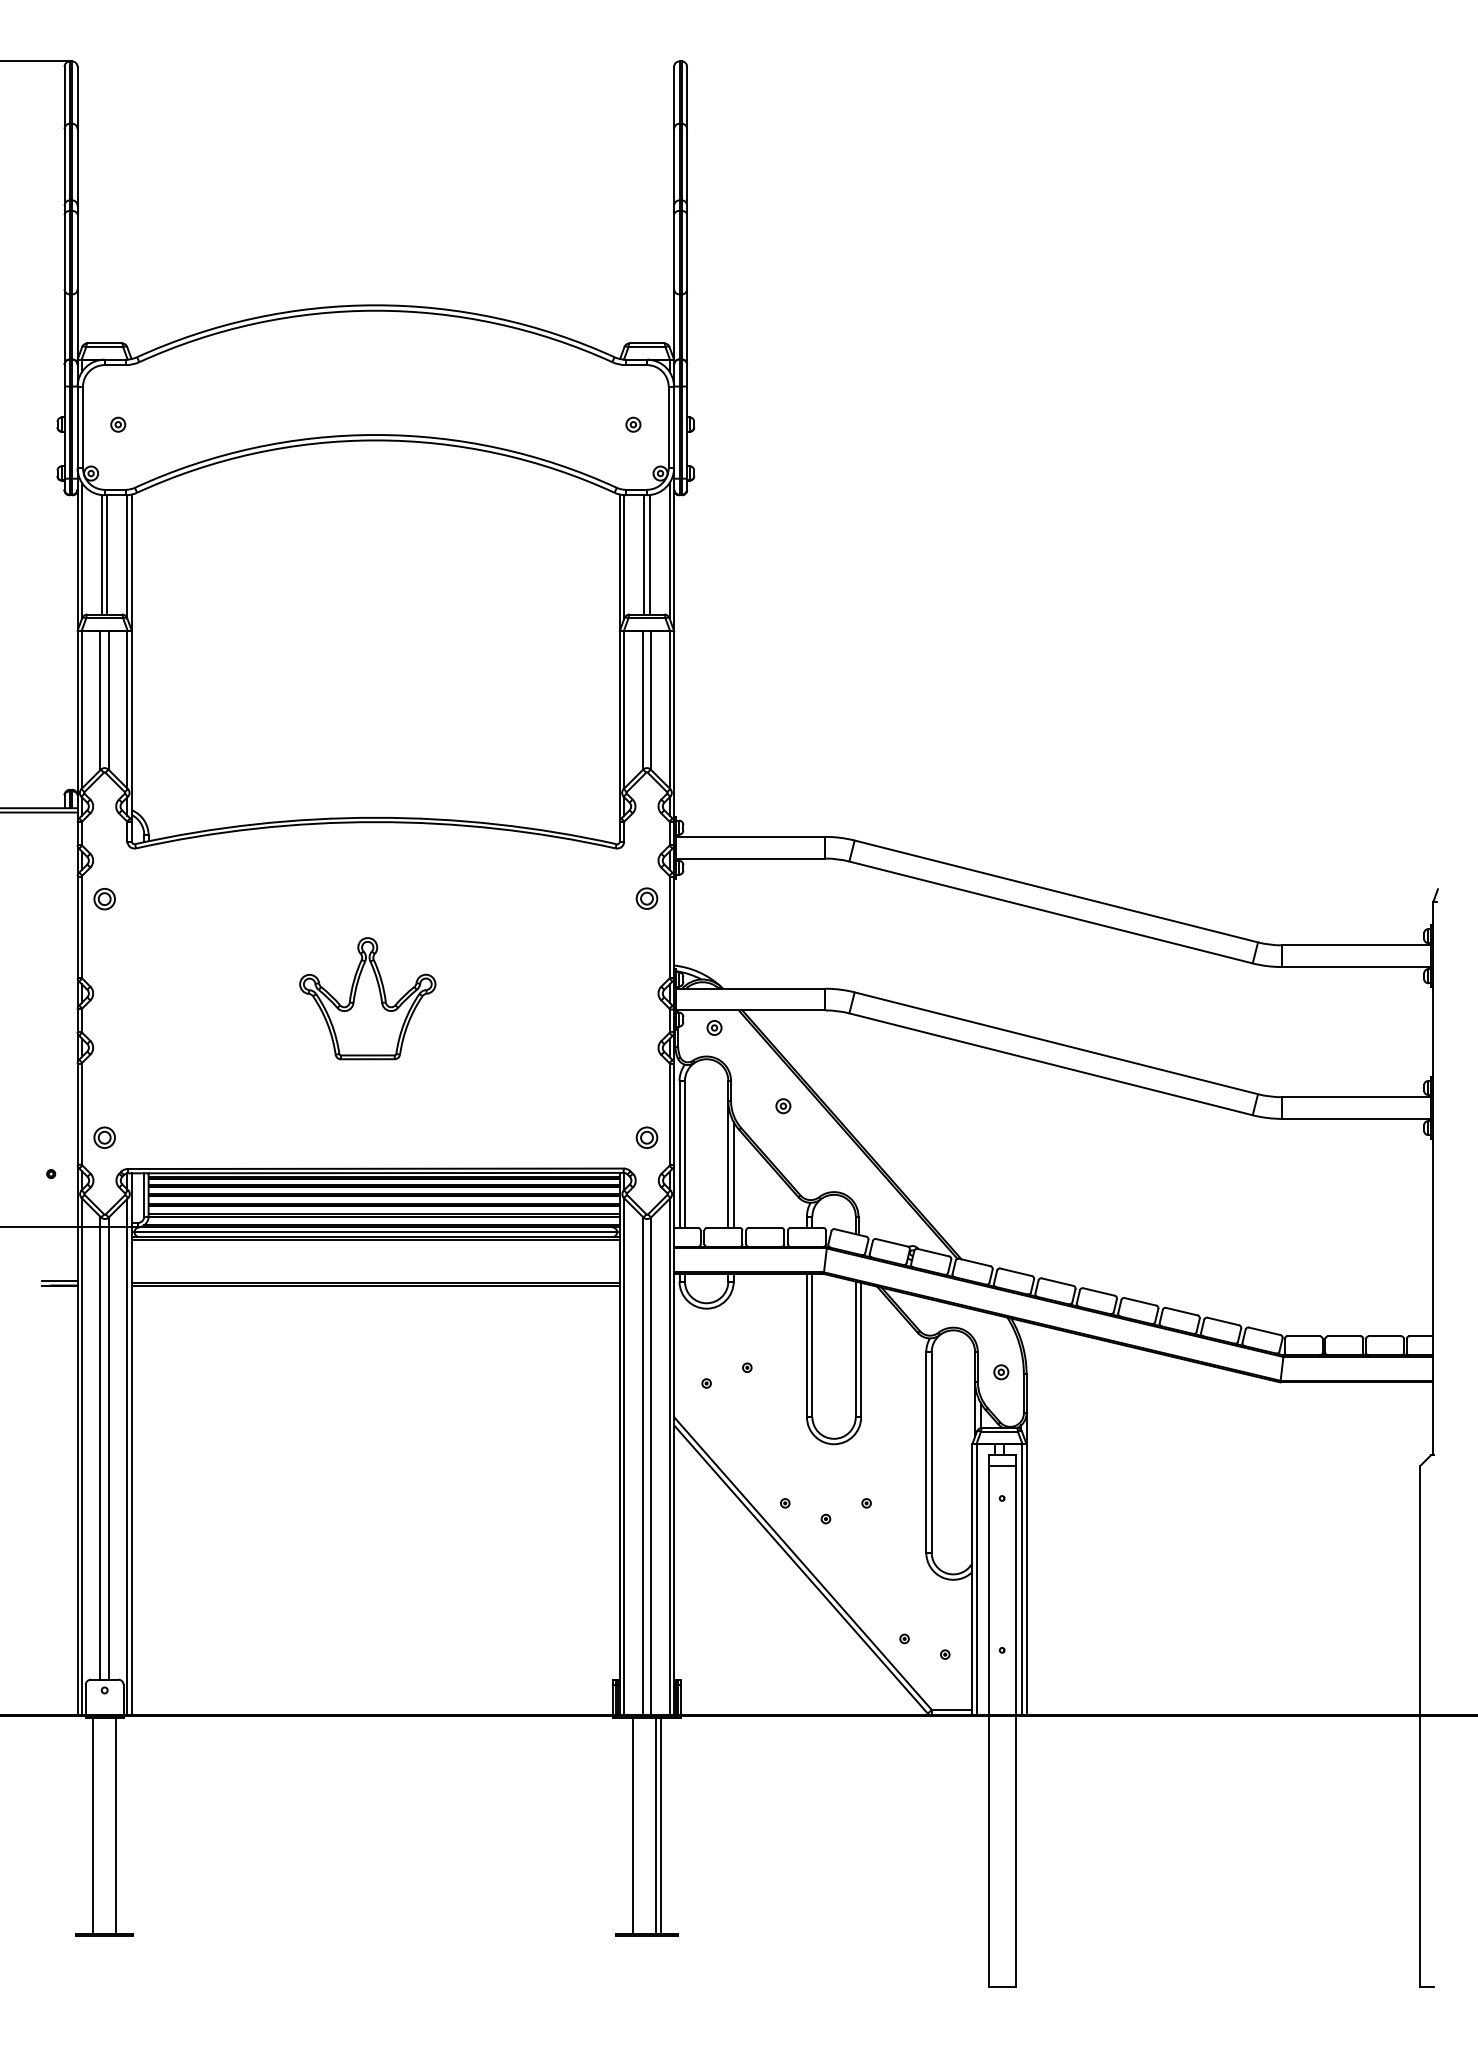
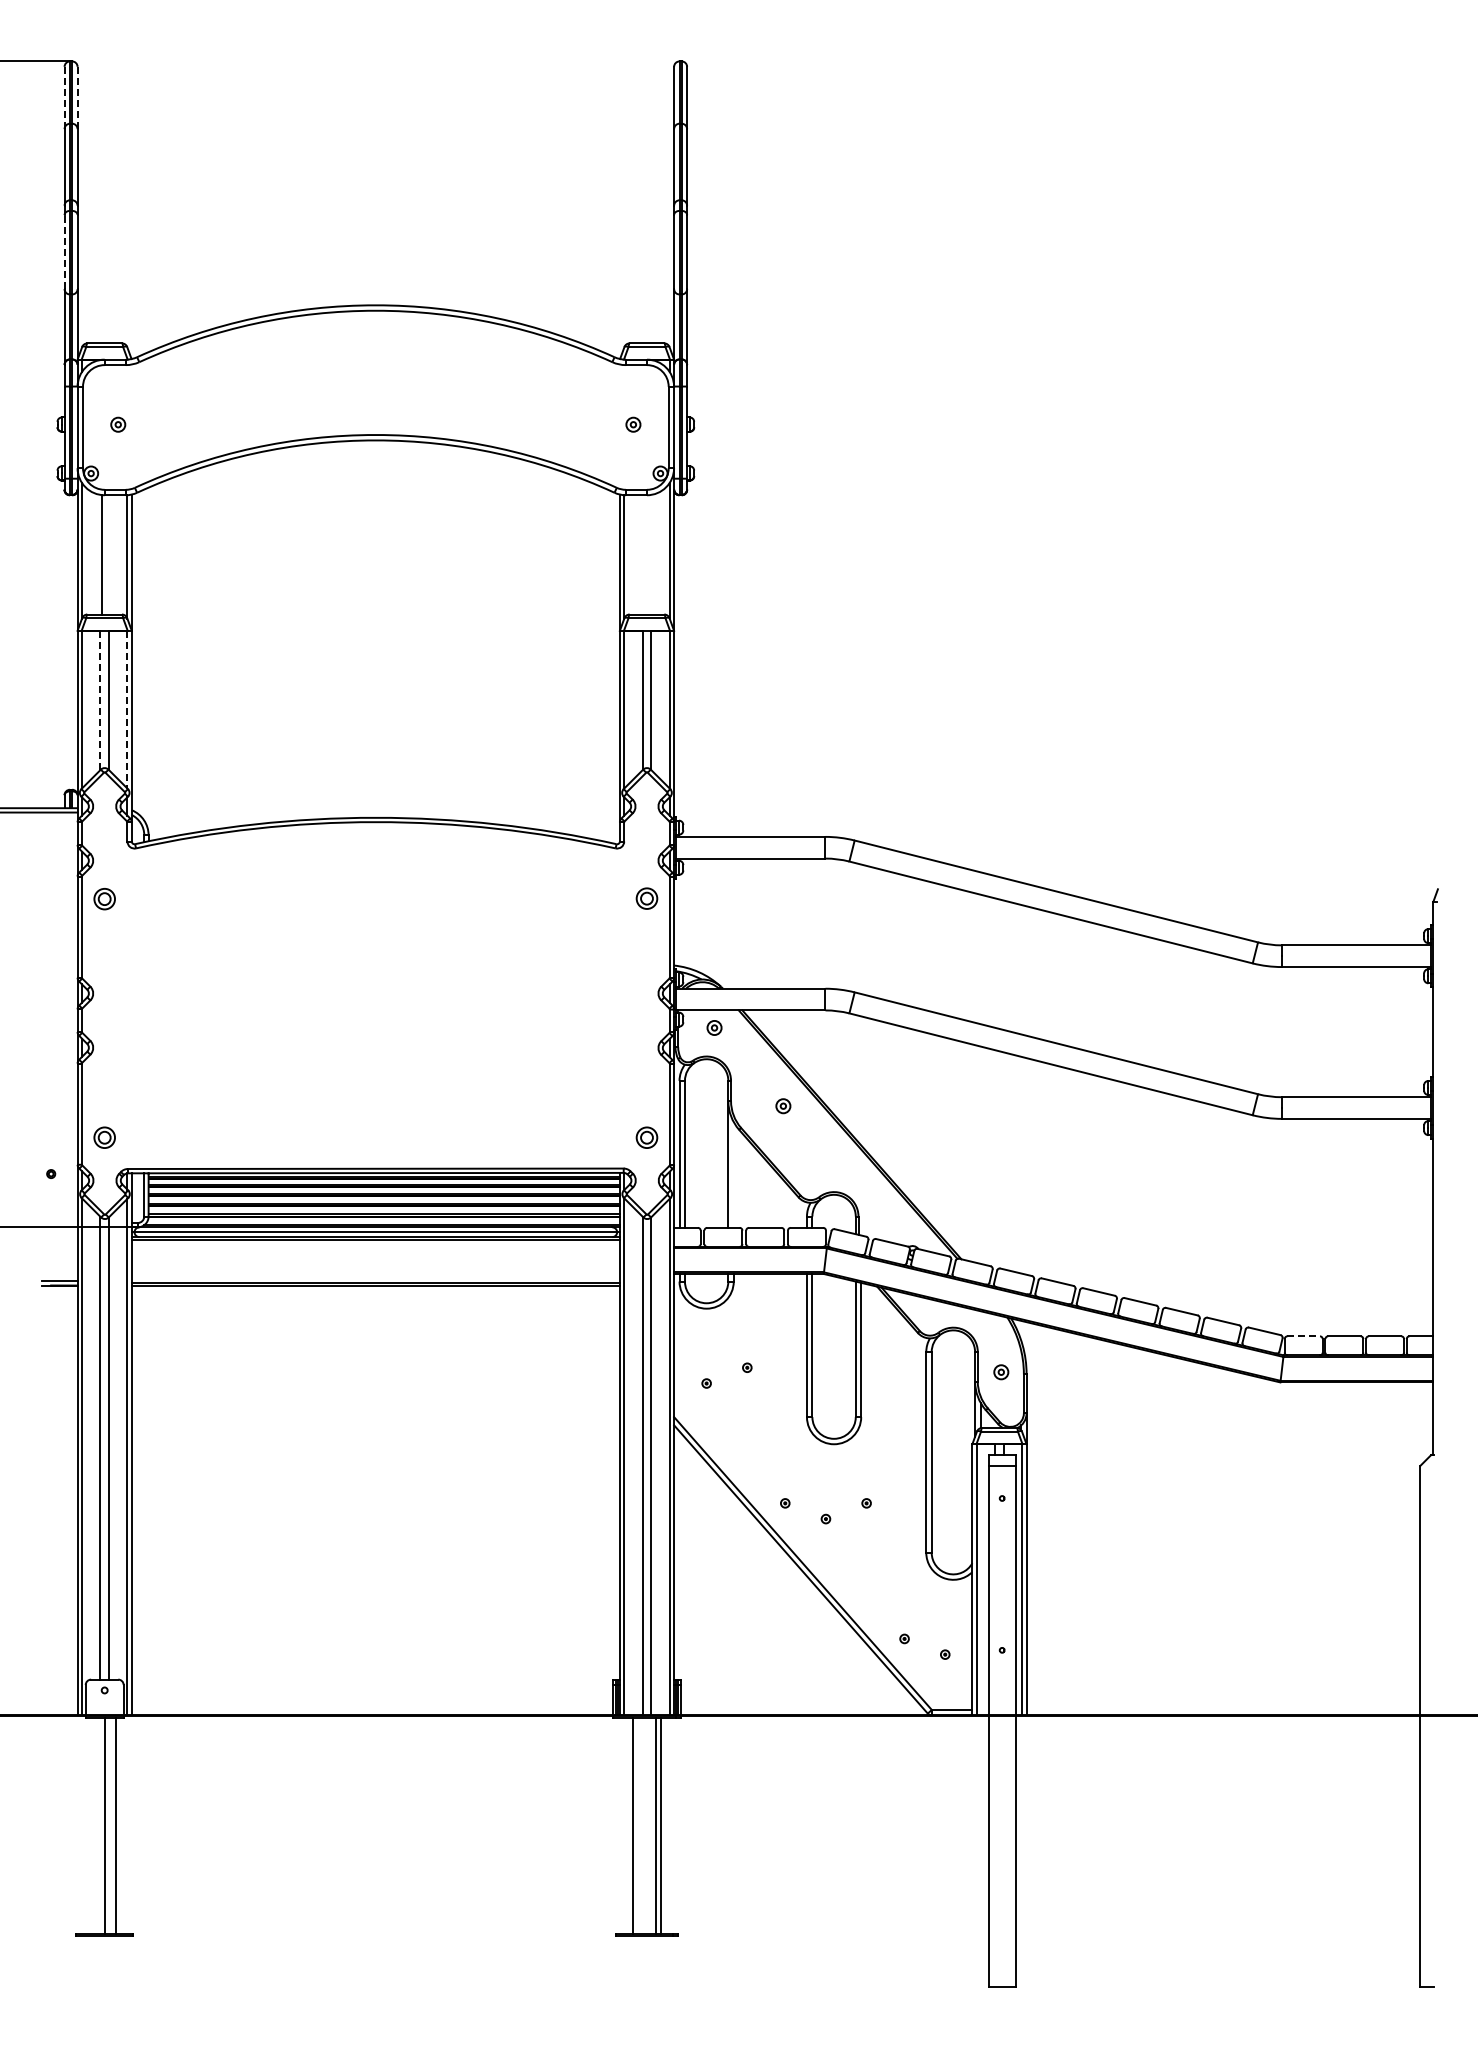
line: solid -> dashed (64, 97)
line: solid -> dashed (77, 98)
line: solid -> dashed (64, 251)
line: present -> none (107, 554)
line: present -> none (644, 554)
line: present -> none (649, 554)
line: solid -> dashed (100, 700)
line: solid -> dashed (127, 709)
part: present -> none (367, 998)
line: present -> none (733, 1174)
line: solid -> dashed (1304, 1336)
line position: (93, 1825) -> (105, 1825) (105, 1825)
